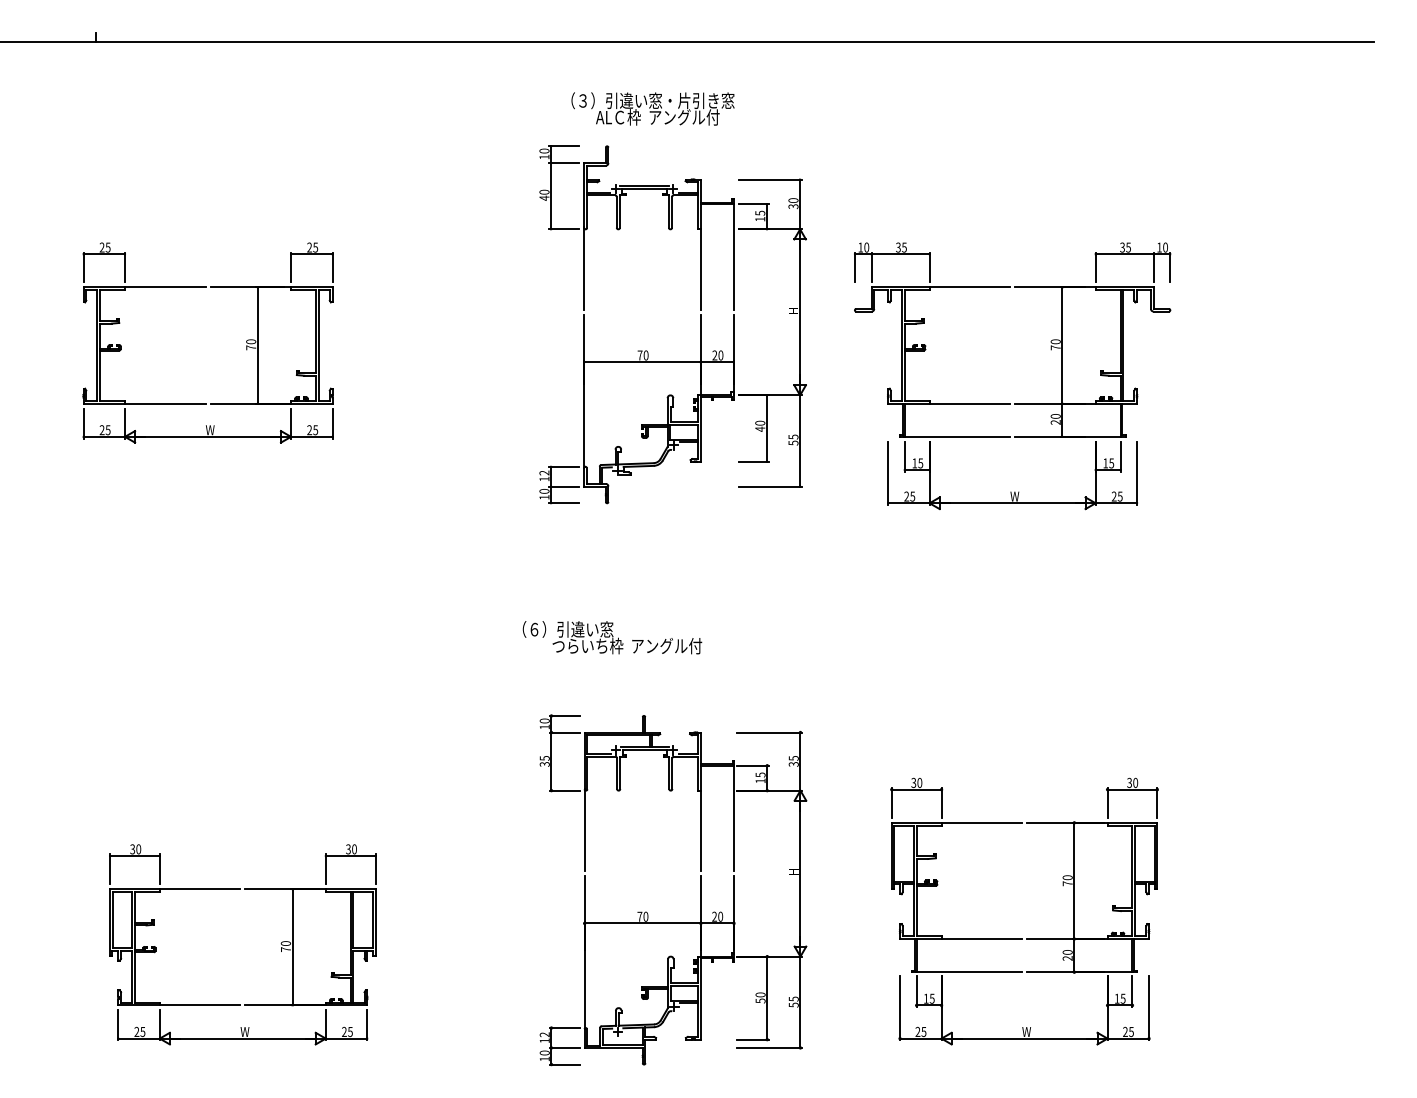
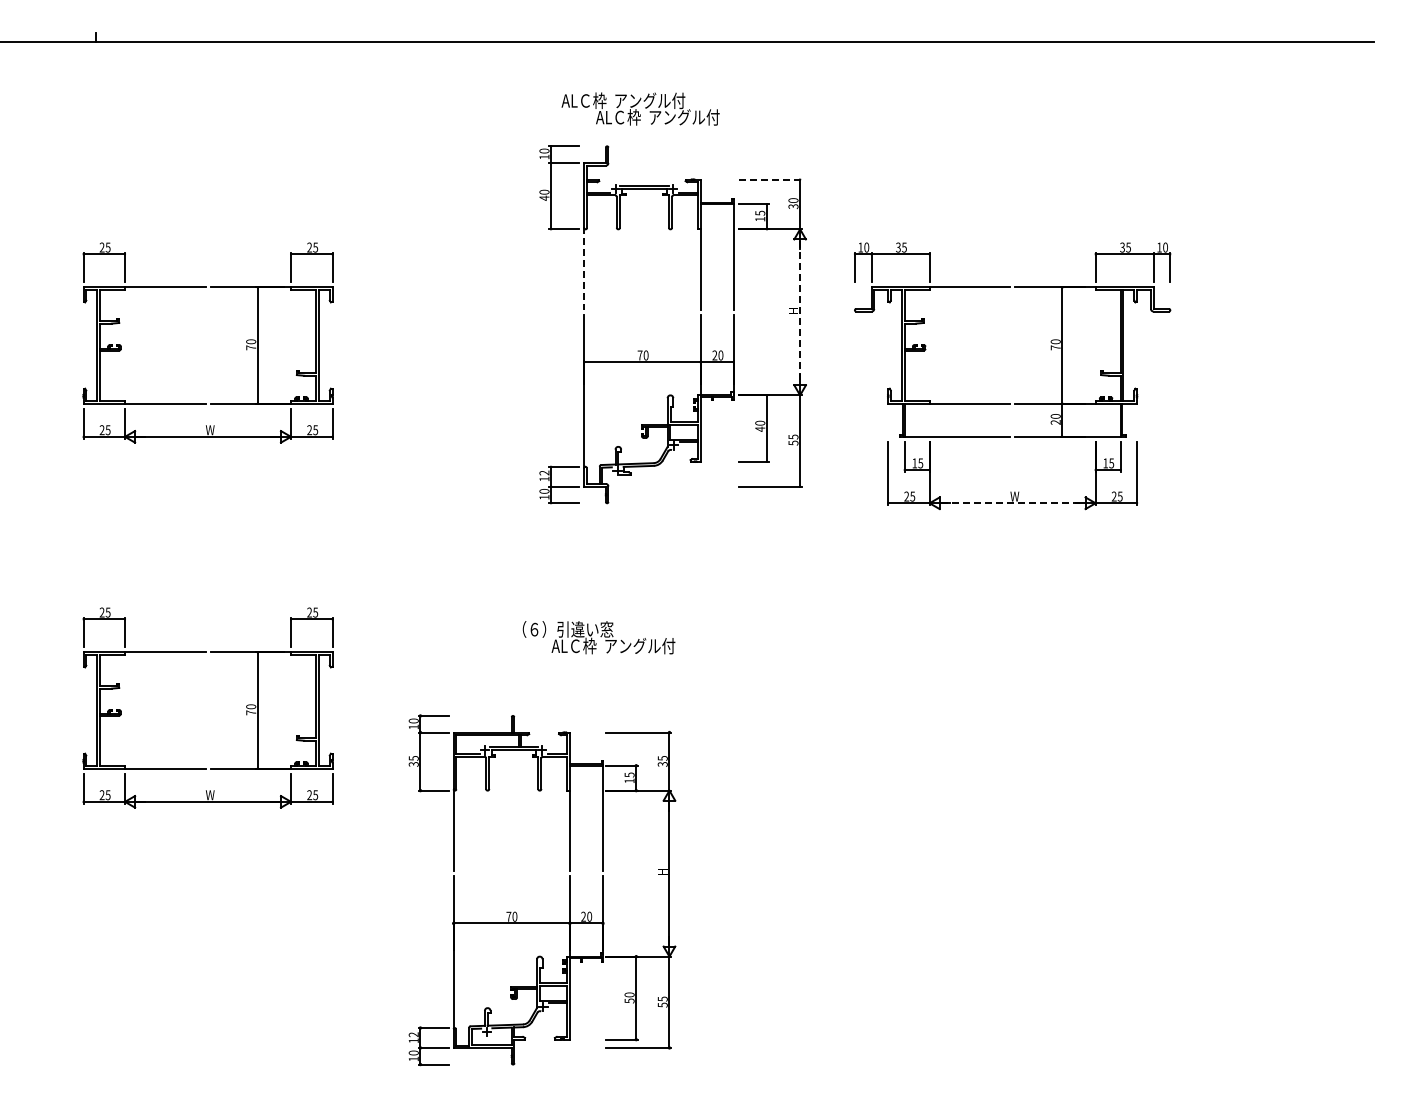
text: （３）引違い窓・片引き窓 -> ALＣ枠  アングル付 (647, 100)
line: solid -> dashed (770, 179)
line: solid -> dashed (584, 269)
line: solid -> dashed (800, 312)
line: solid -> dashed (1013, 503)
text: つらいち枠  アングル付 -> ALＣ枠  アングル付 (626, 645)
part: none -> present (246, 707)
part position: (700, 890) -> (569, 890) (569, 890)
part: present -> none (1022, 938)
part: present -> none (280, 943)
